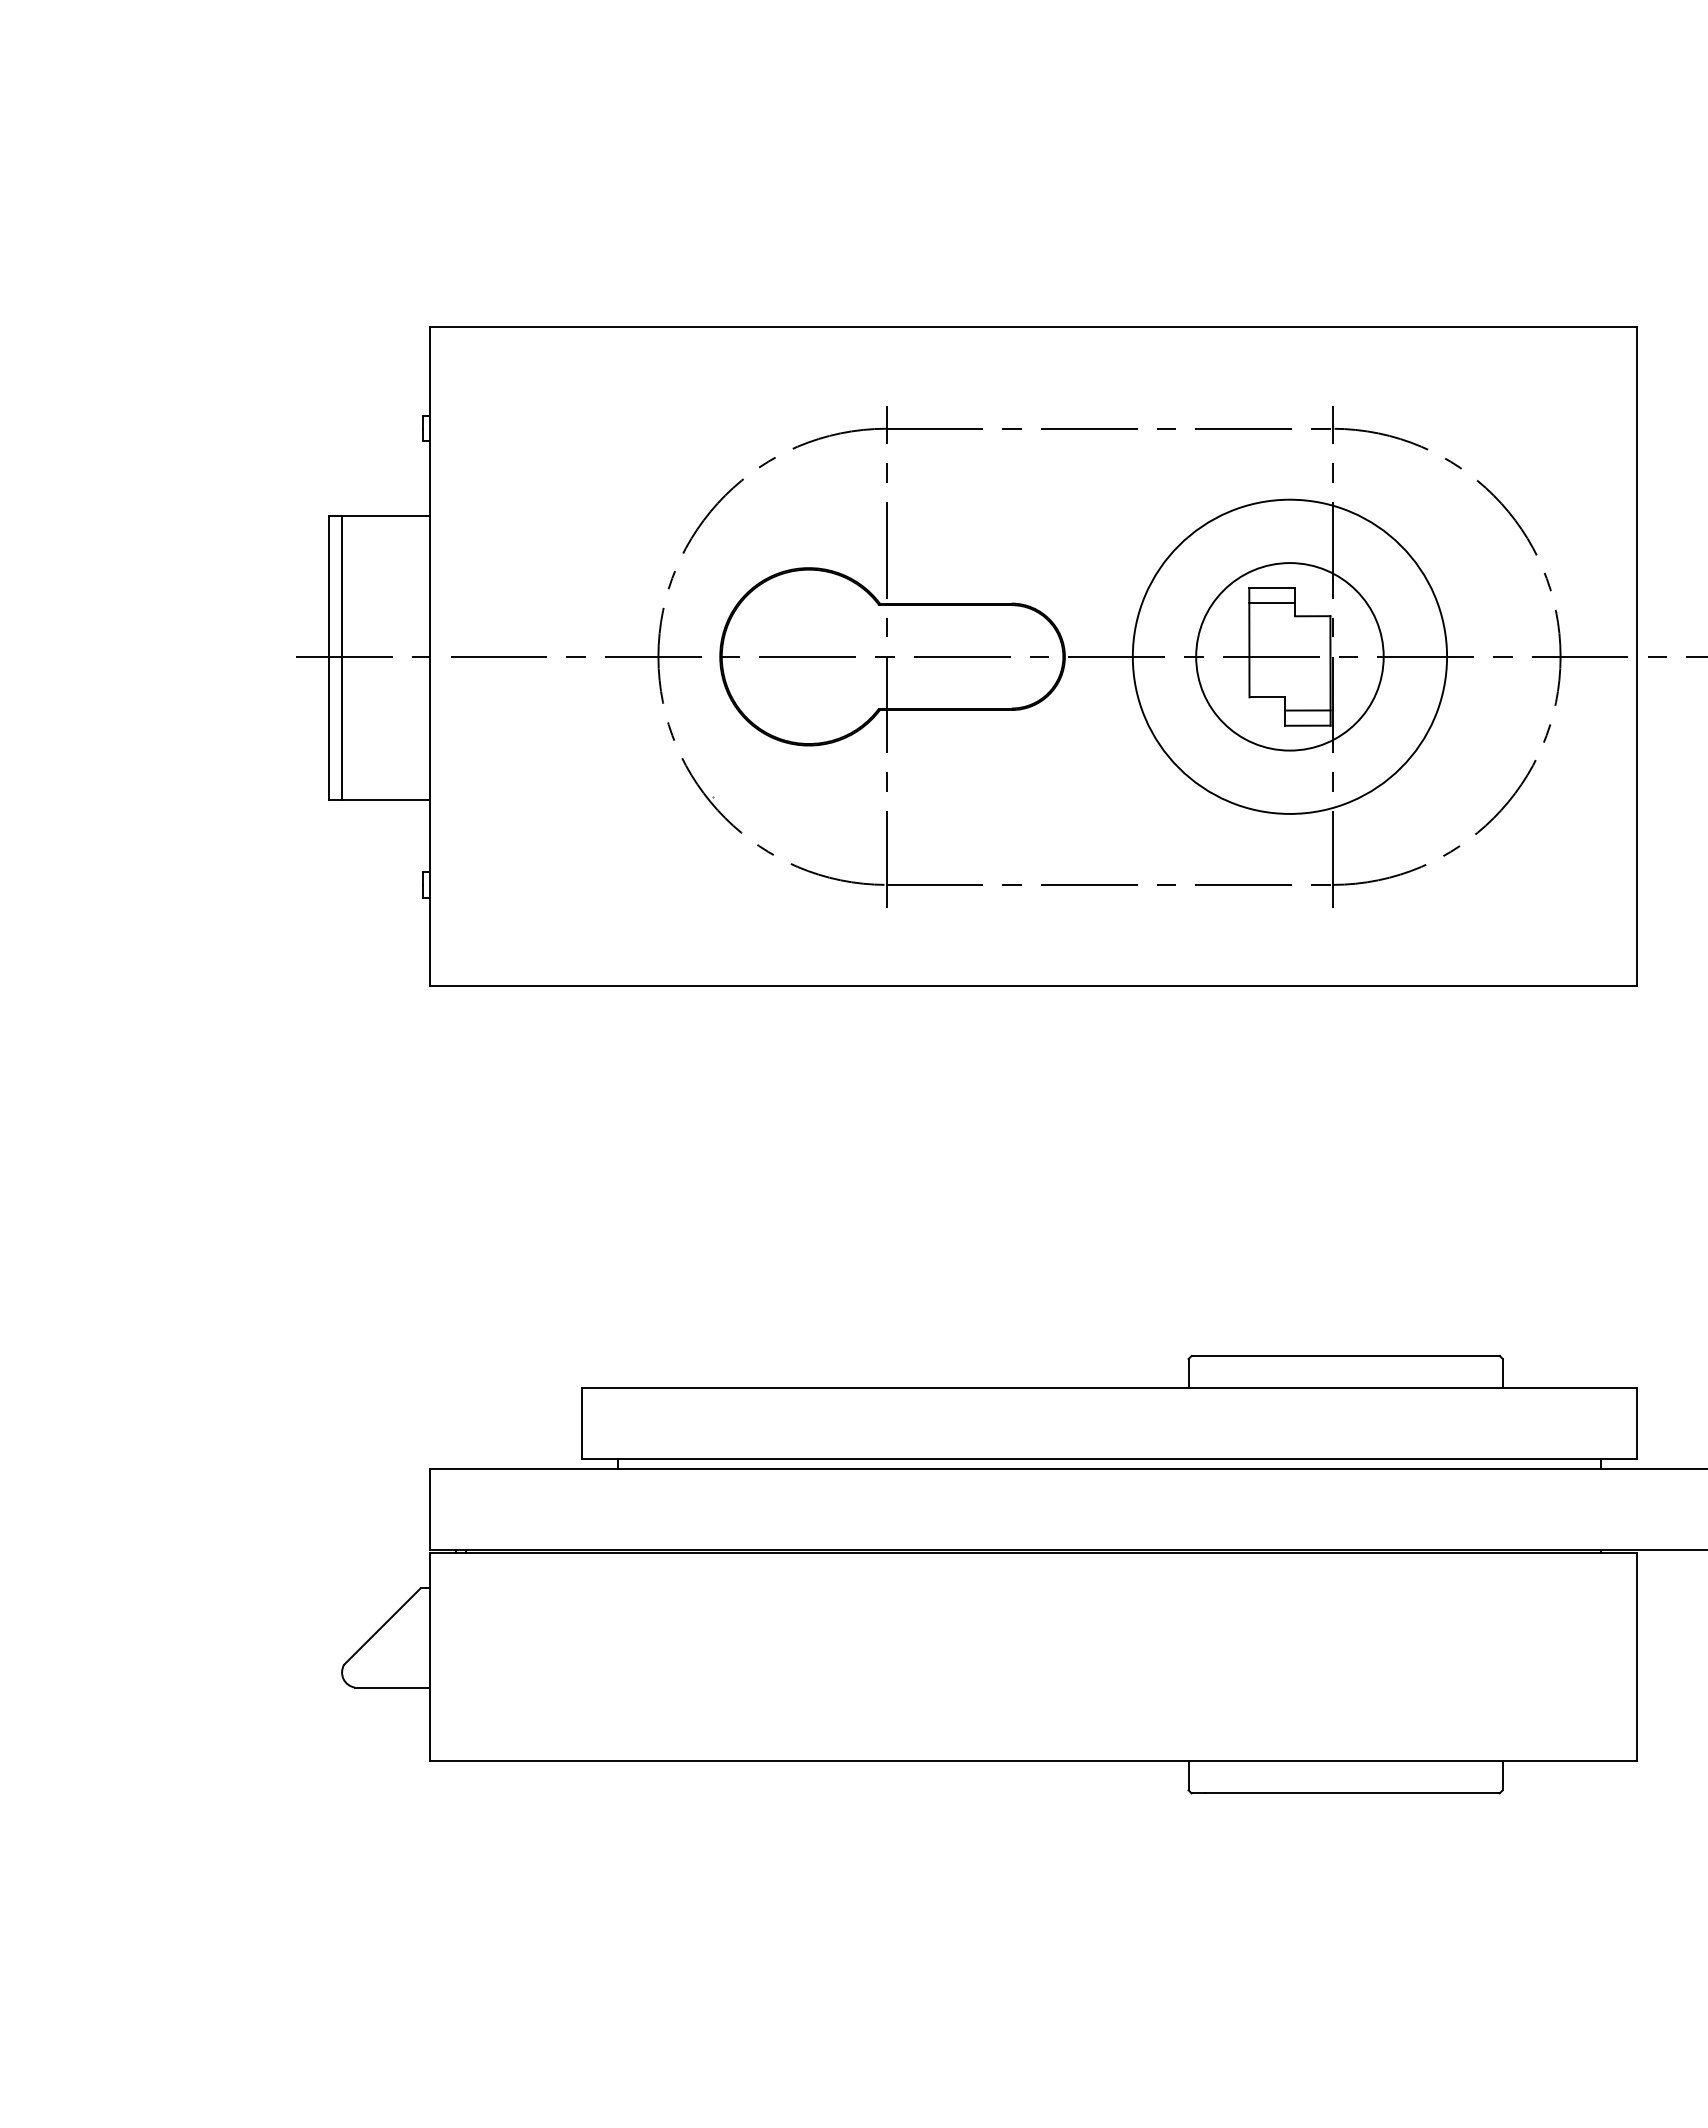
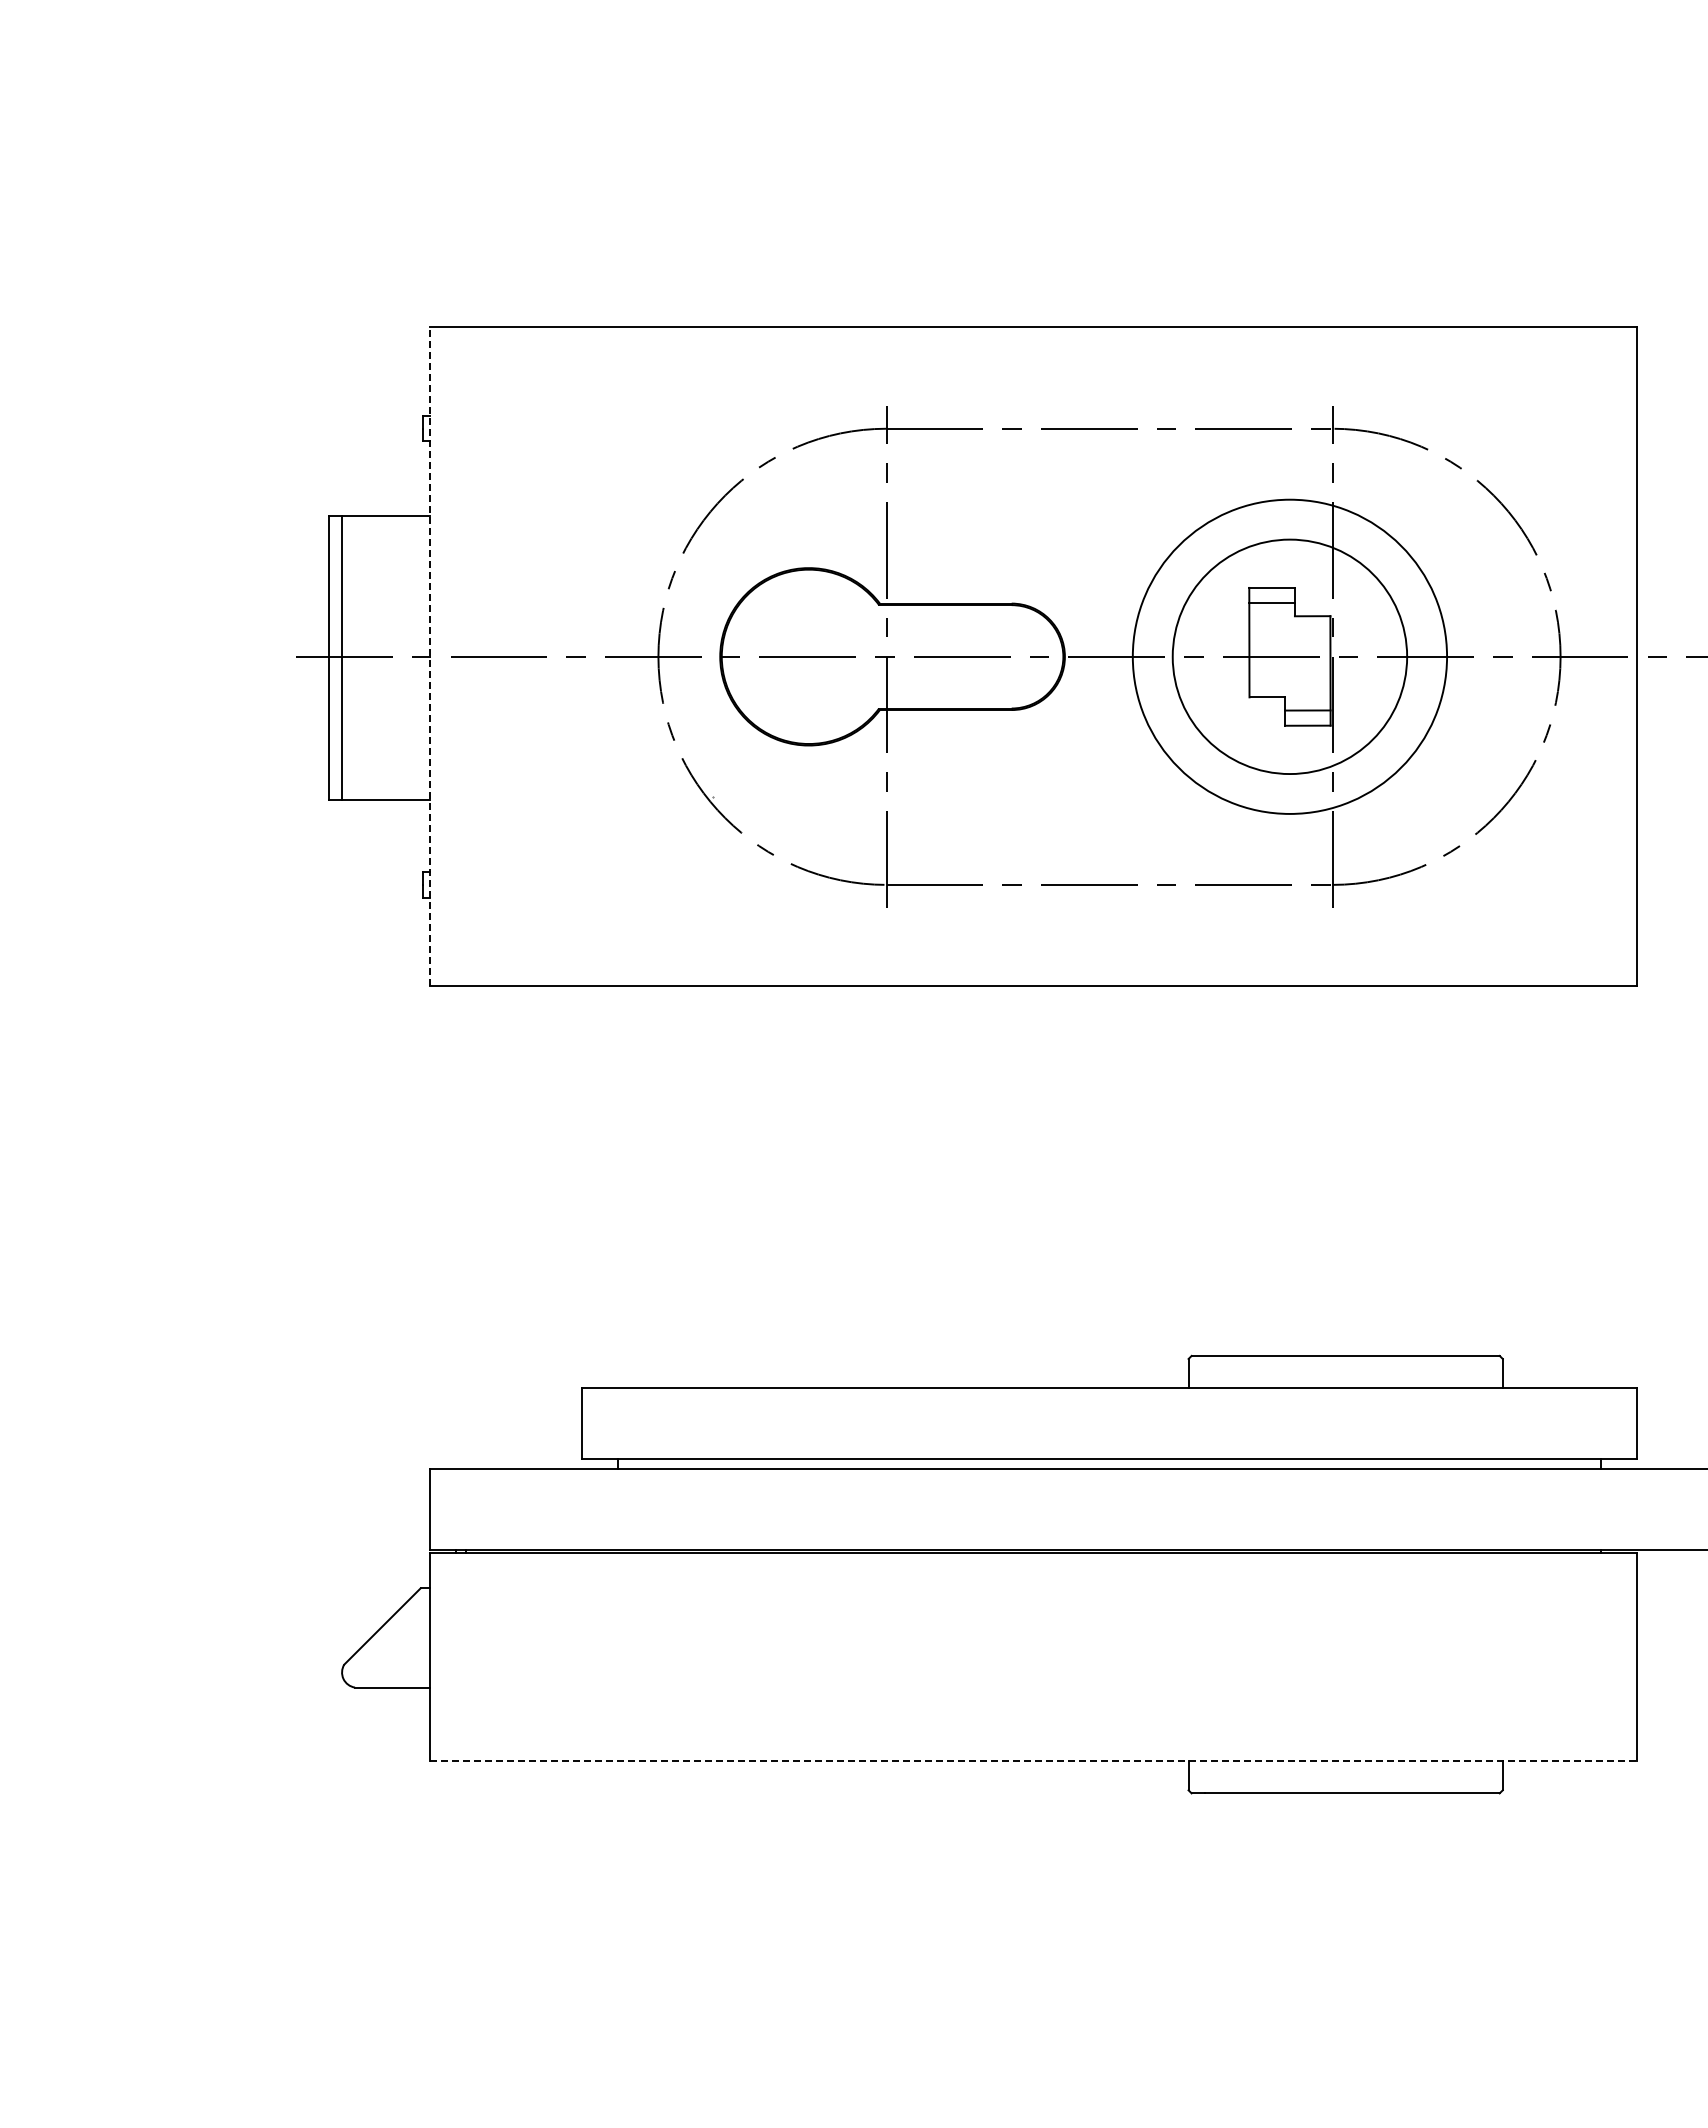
line: solid -> dashed (430, 656)
circle diameter: 188 px -> 234 px (1289, 656)
line: solid -> dashed (1033, 1760)
